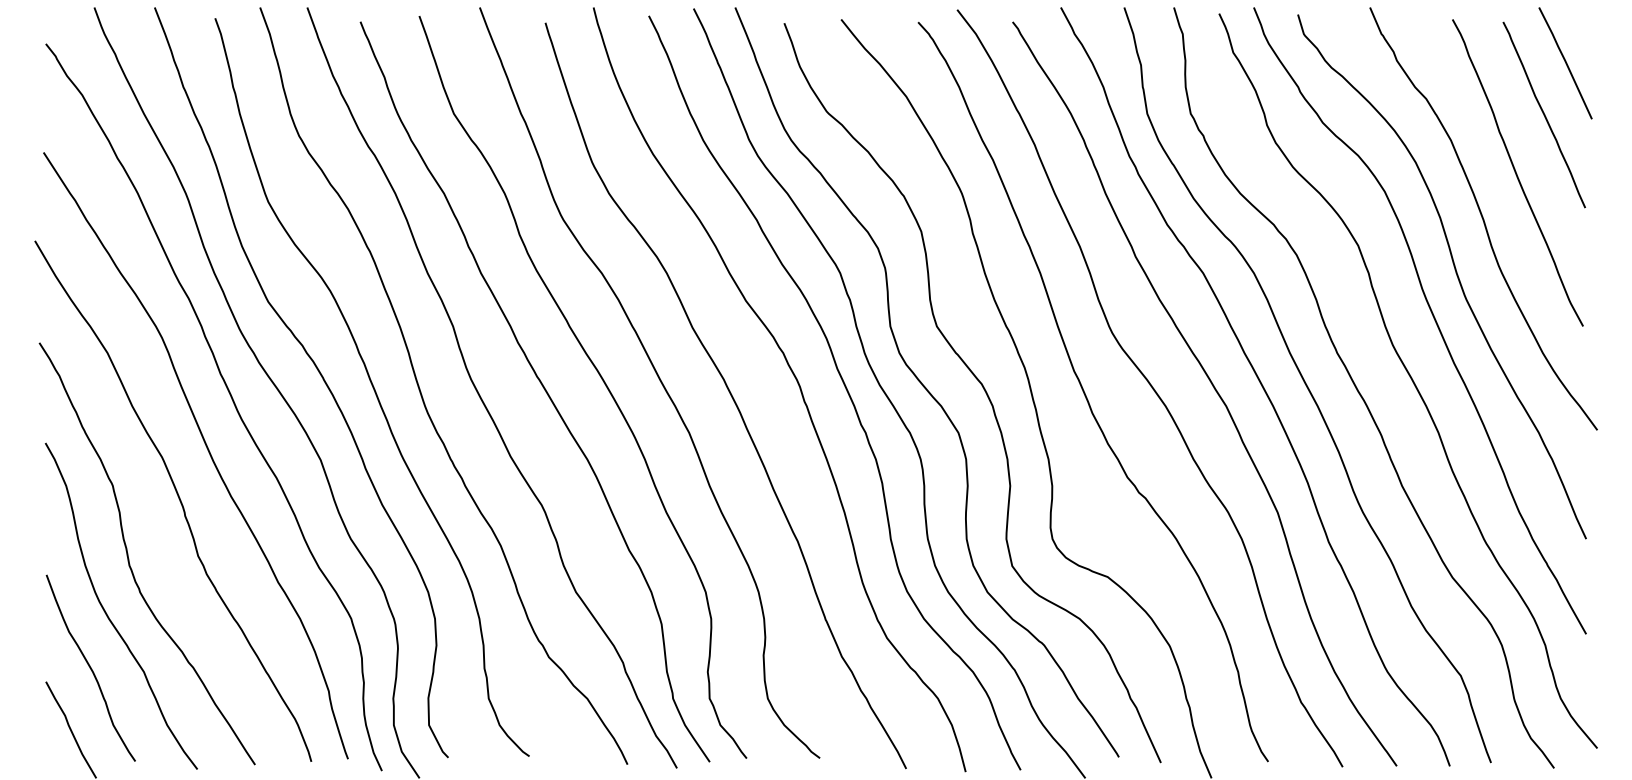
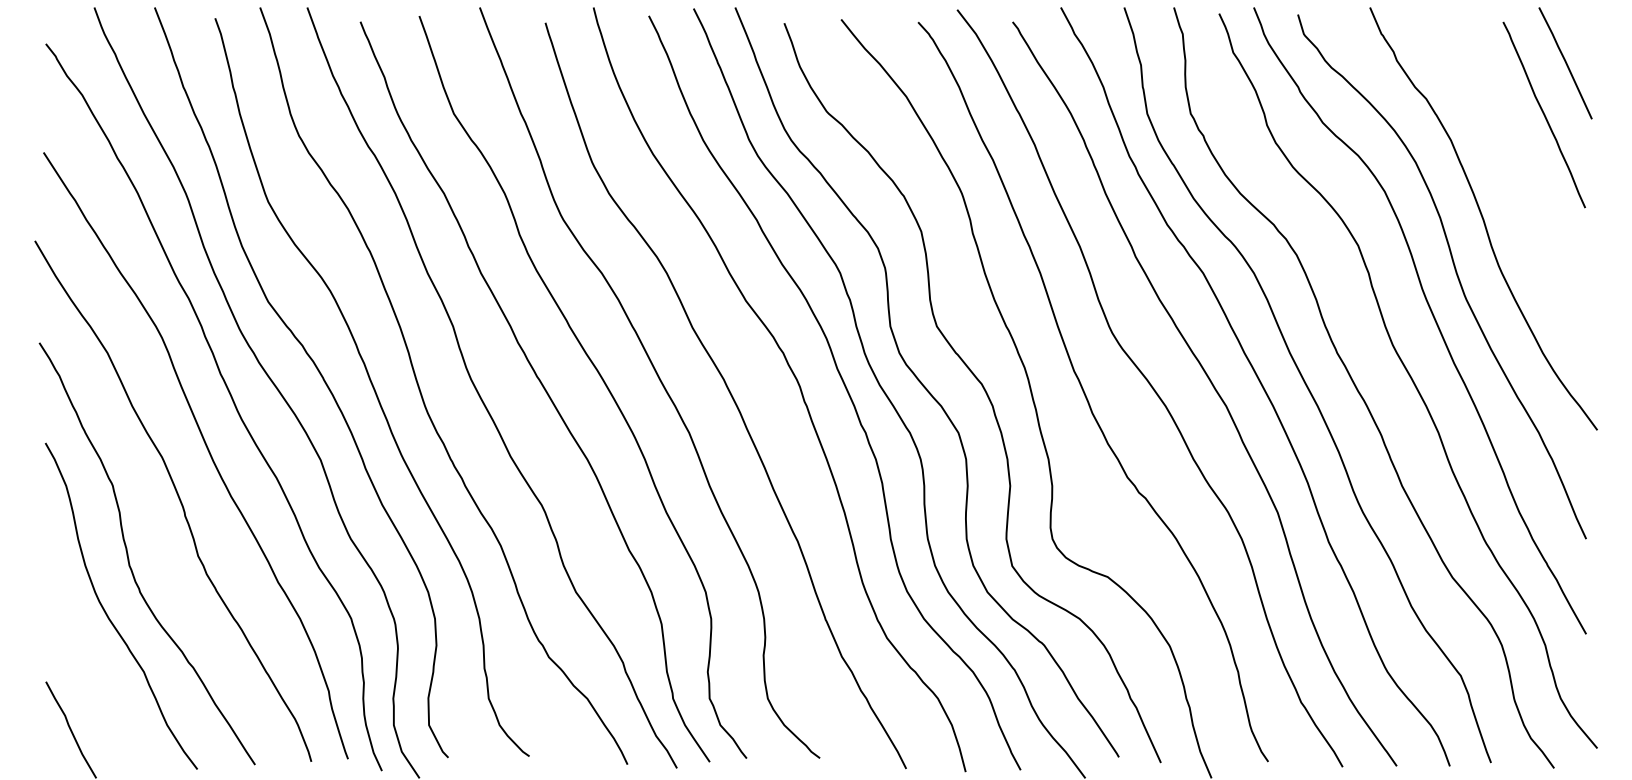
curve: present -> none (1516, 172)
curve: present -> none (90, 667)
